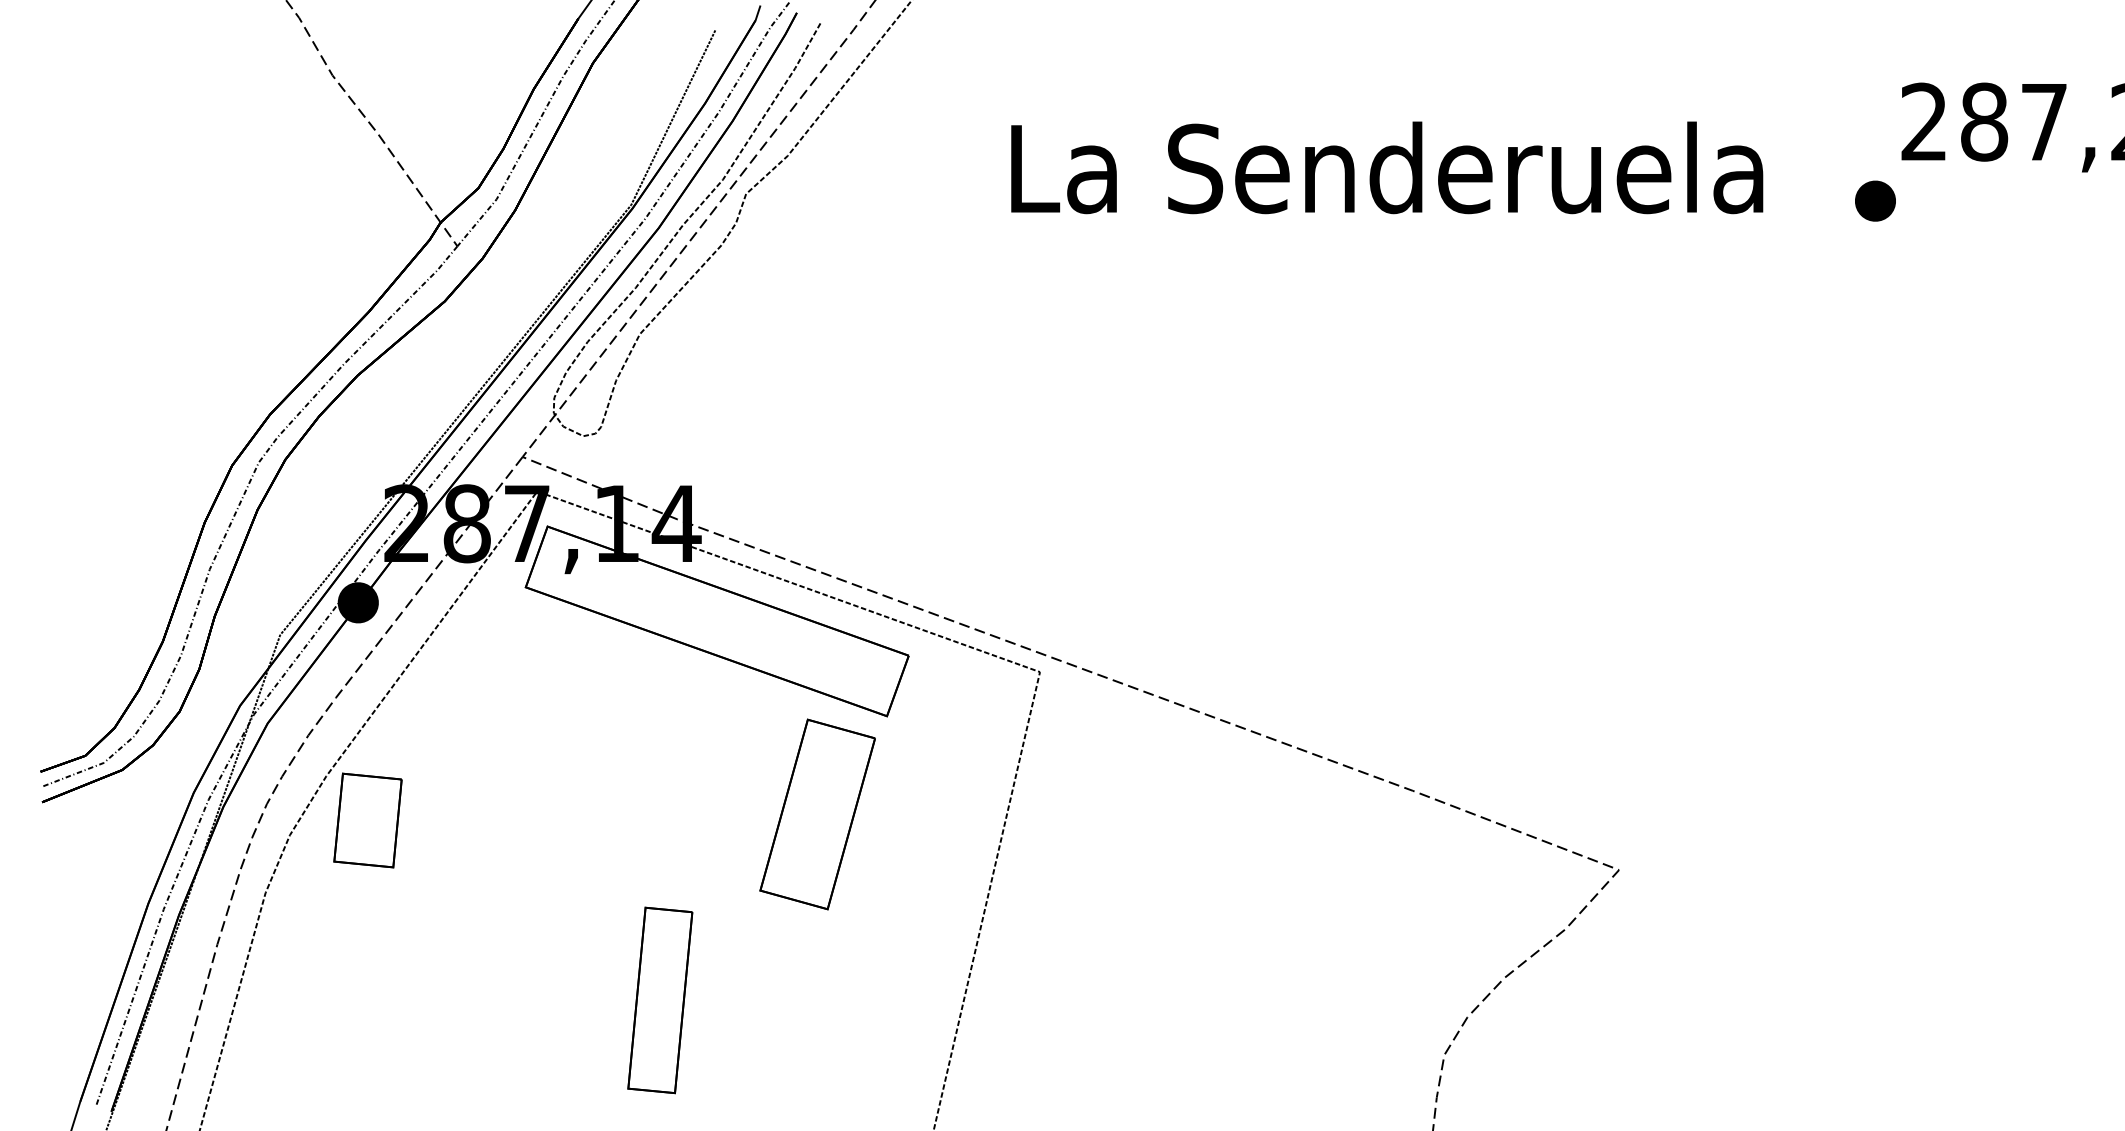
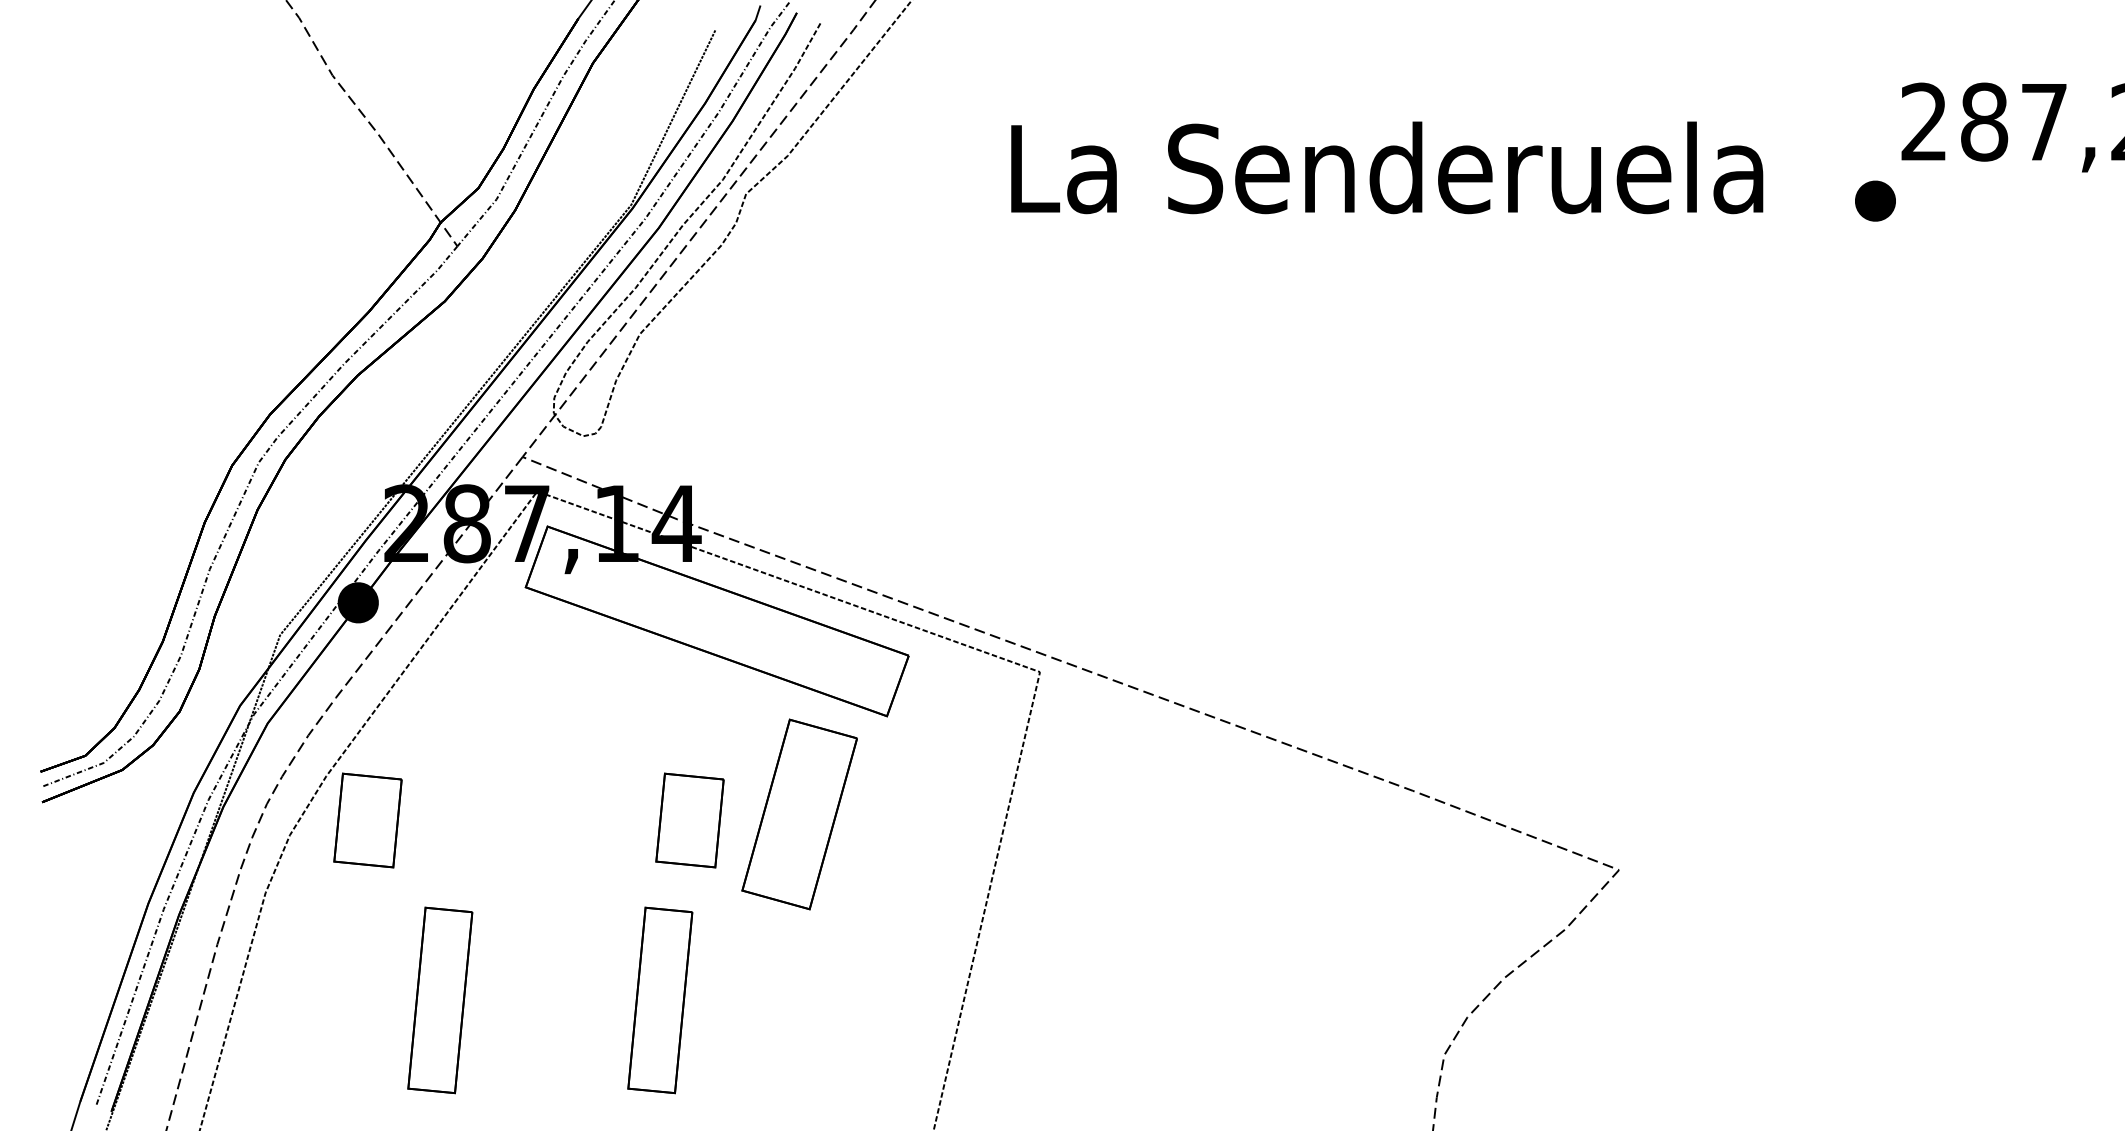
part position: (817, 814) -> (799, 814) (799, 814)
part: none -> present (689, 820)
part: none -> present (440, 1000)
